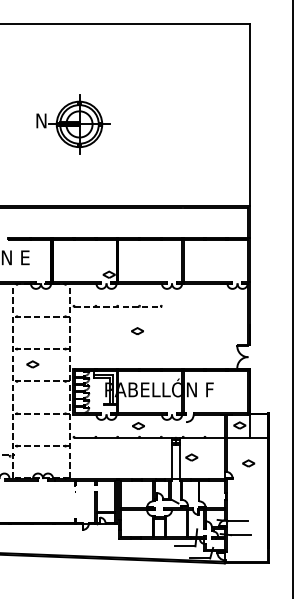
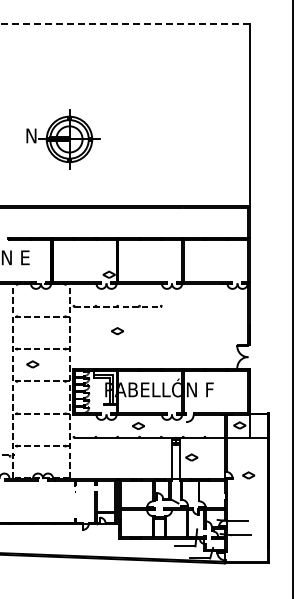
line: solid -> dashed (124, 23)
part position: (73, 124) -> (63, 139) (63, 139)
part position: (137, 331) -> (117, 331) (117, 331)
part position: (248, 463) -> (248, 475) (248, 475)
